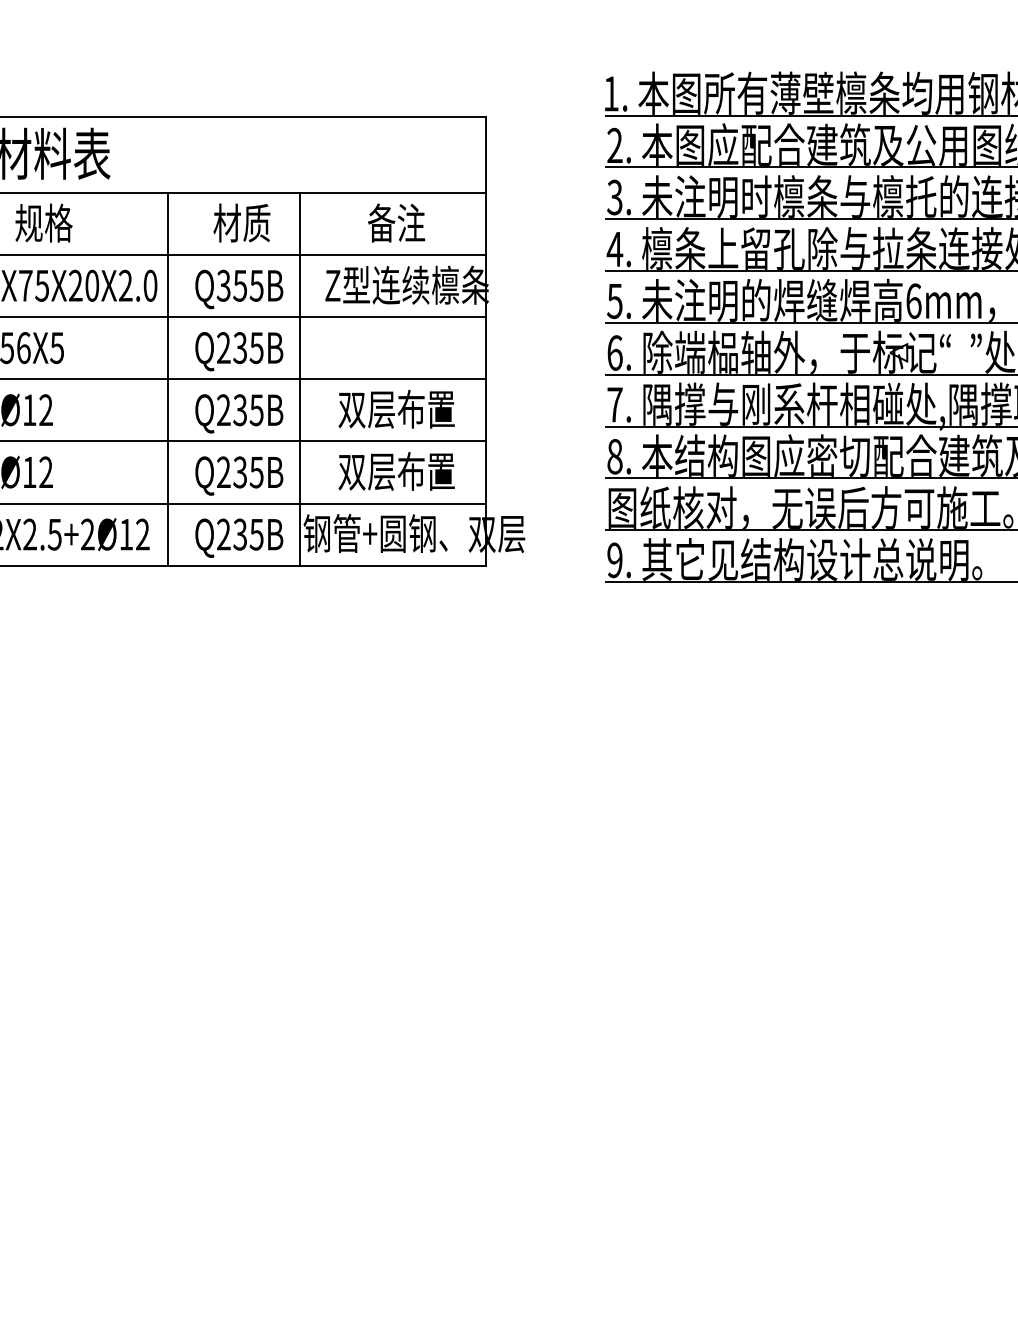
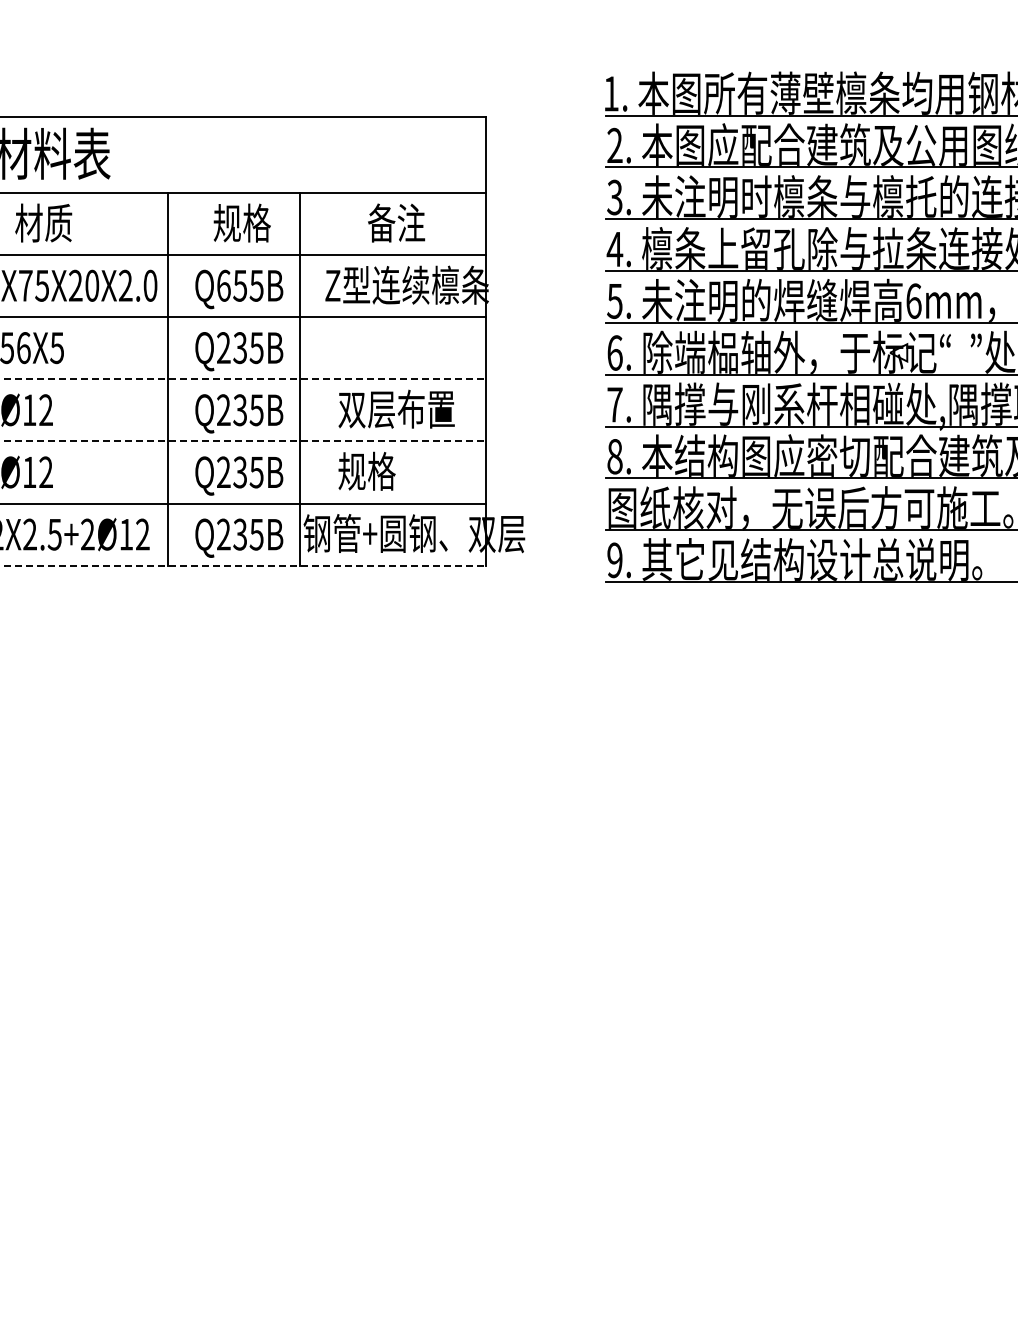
text: 规格 -> 材质 (43, 222)
text: 材质 -> 规格 (241, 222)
text: Q355B -> Q655B (223, 285)
line: solid -> dashed (243, 379)
line: solid -> dashed (243, 441)
text: 双层布置 -> 规格 (396, 470)
line: solid -> dashed (243, 565)
